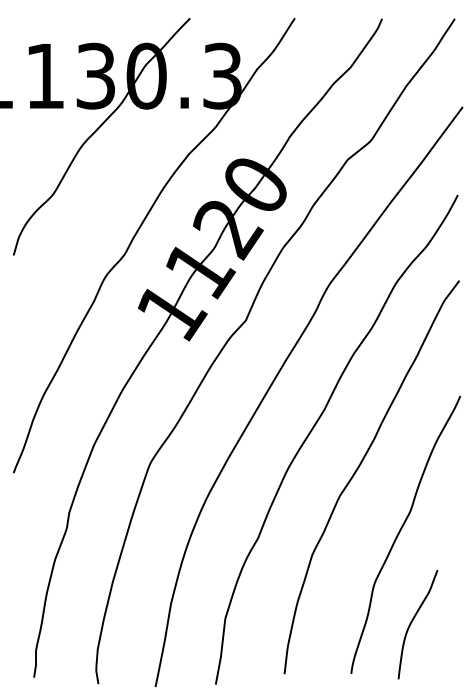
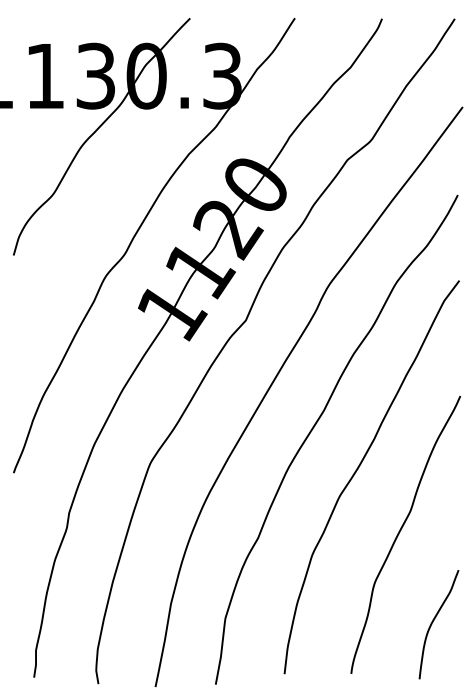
curve position: (412, 622) -> (433, 622) (433, 622)
